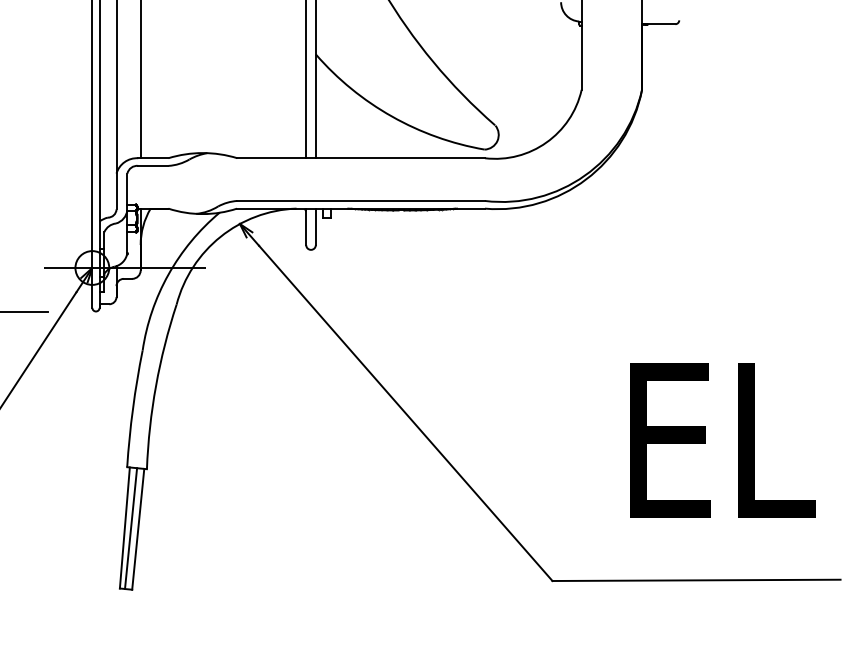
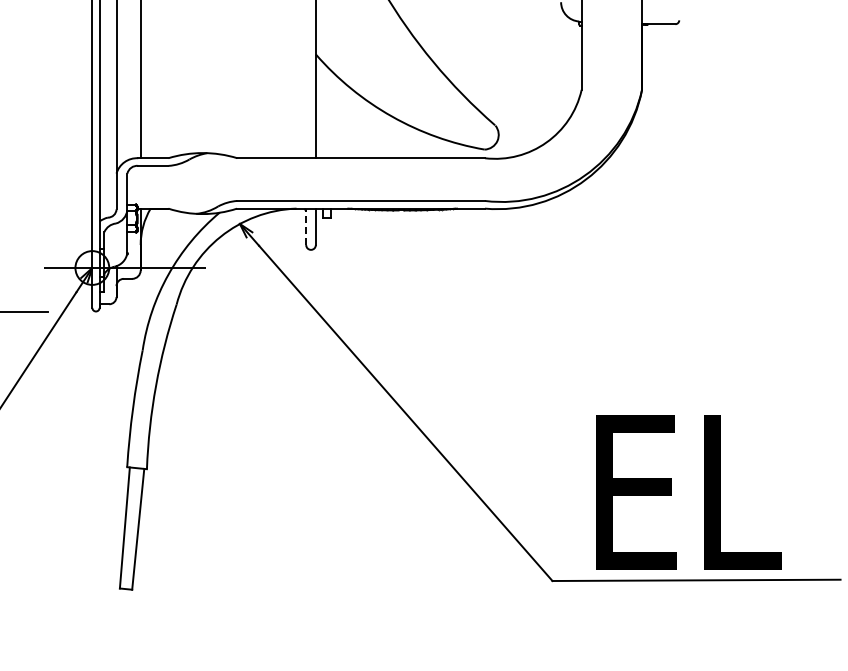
line: present -> none (306, 80)
line: solid -> dashed (306, 226)
text position: (722, 440) -> (688, 492) (688, 492)
line: present -> none (131, 528)
